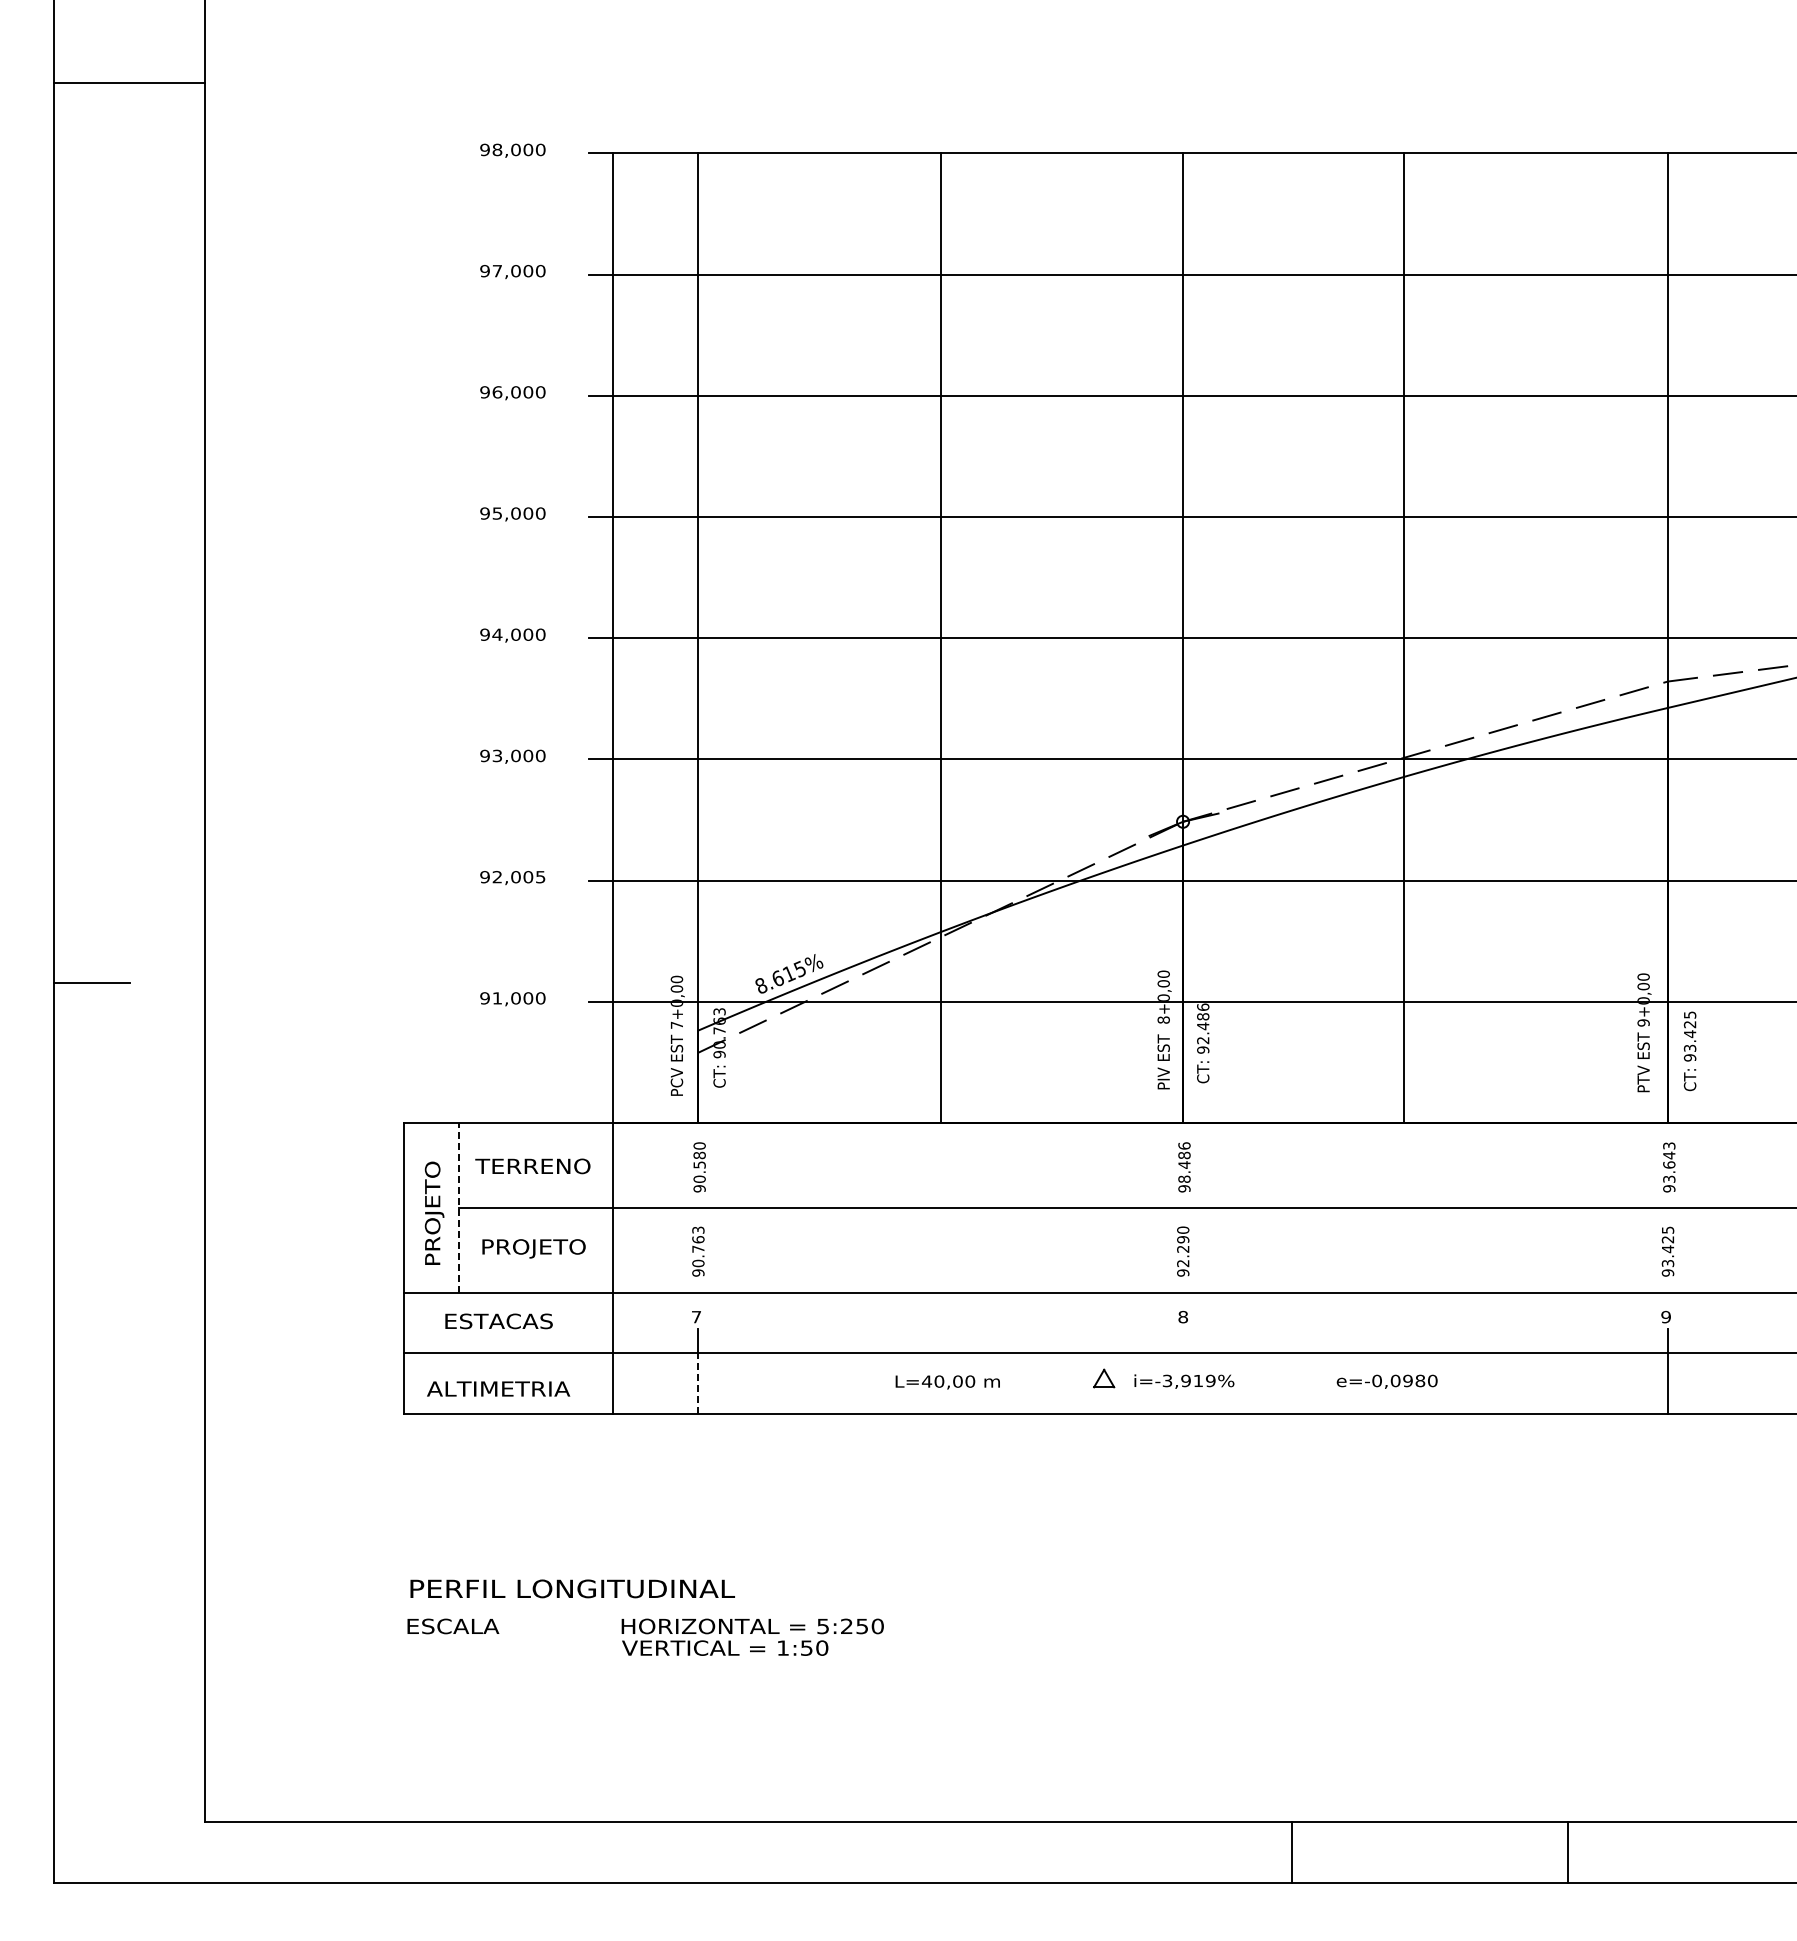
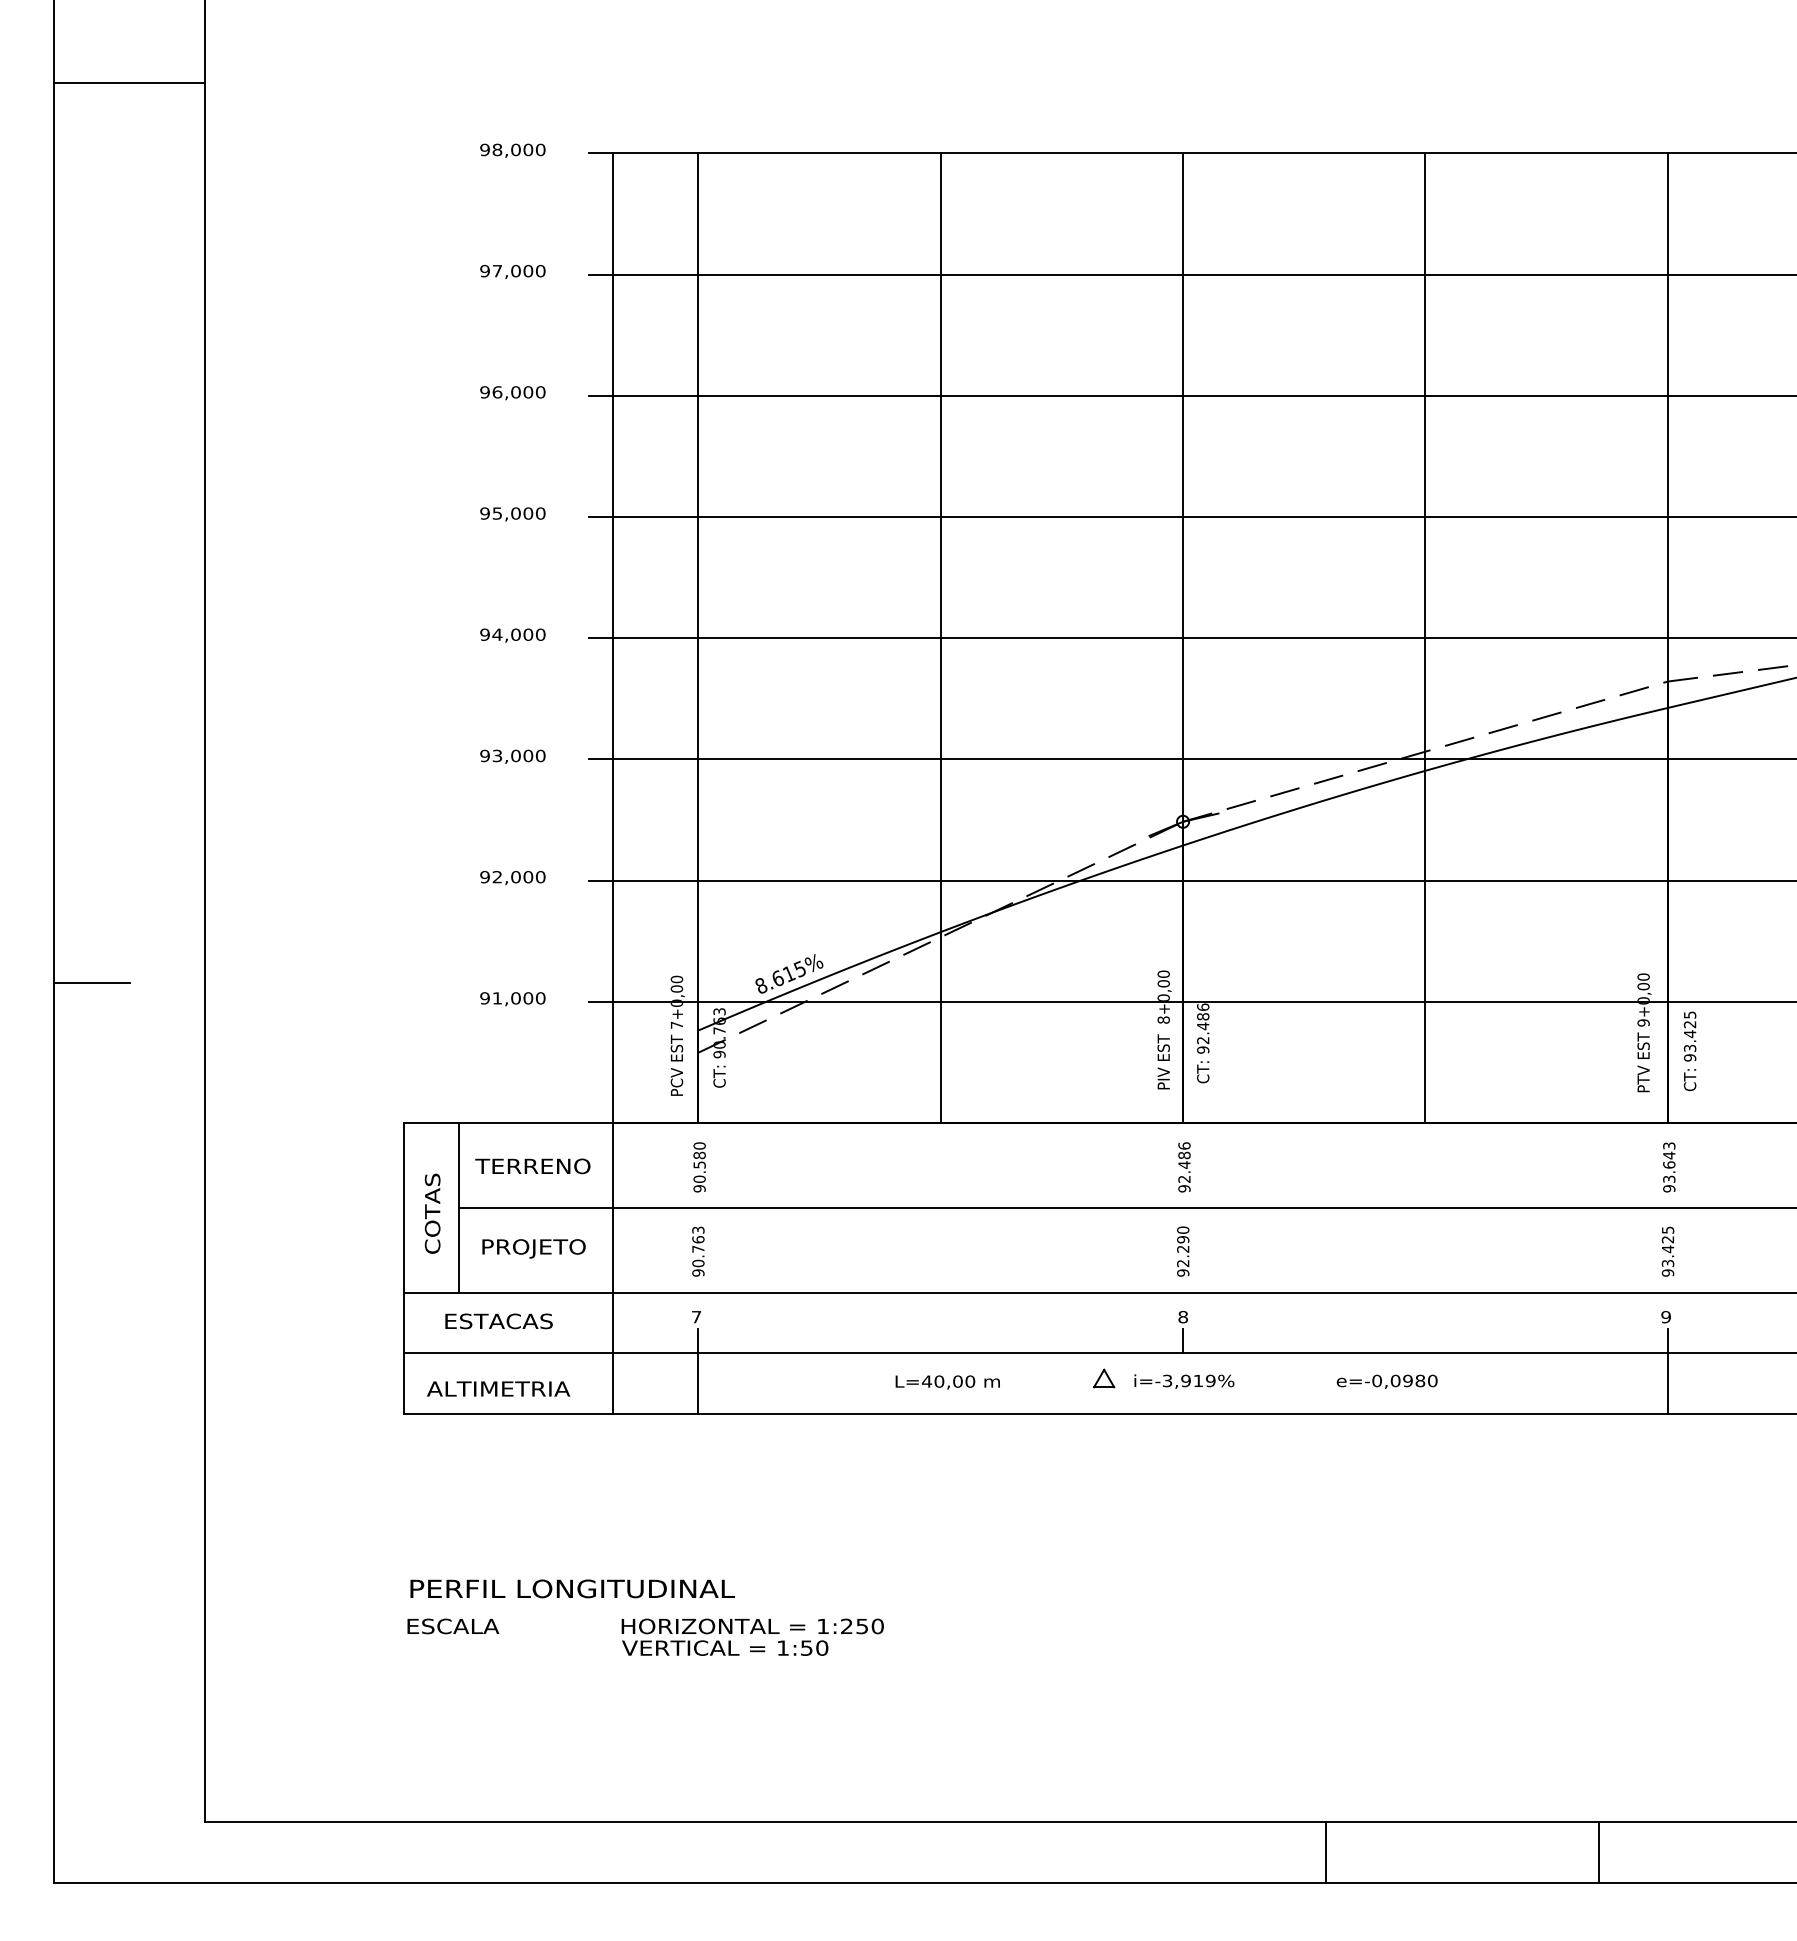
line position: (1404, 638) -> (1425, 638) (1425, 638)
text: 92,005 -> 92,000 (540, 877)
text: 98.486 -> 92.486 (1184, 1178)
line: dashed -> solid (458, 1207)
text: PROJETO -> COTAS (434, 1212)
line: none -> present (1183, 1341)
line: dashed -> solid (698, 1383)
text: 5:250 -> 1:250 (822, 1626)
line position: (1292, 1852) -> (1326, 1852) (1326, 1852)
line position: (1568, 1852) -> (1599, 1852) (1599, 1852)
